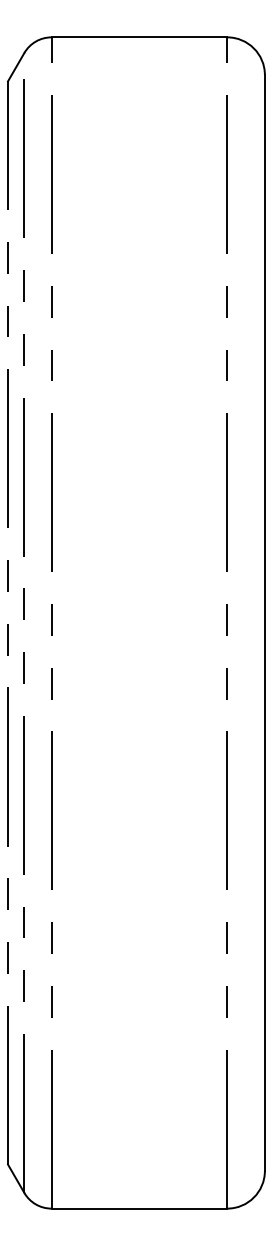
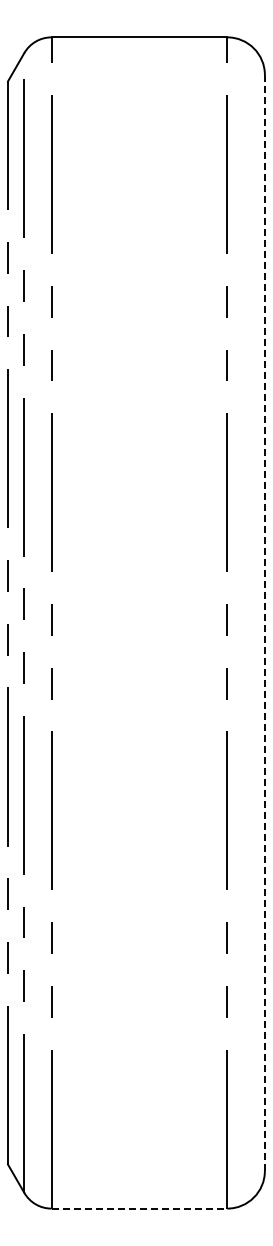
line: solid -> dashed (264, 622)
line: solid -> dashed (139, 1208)
